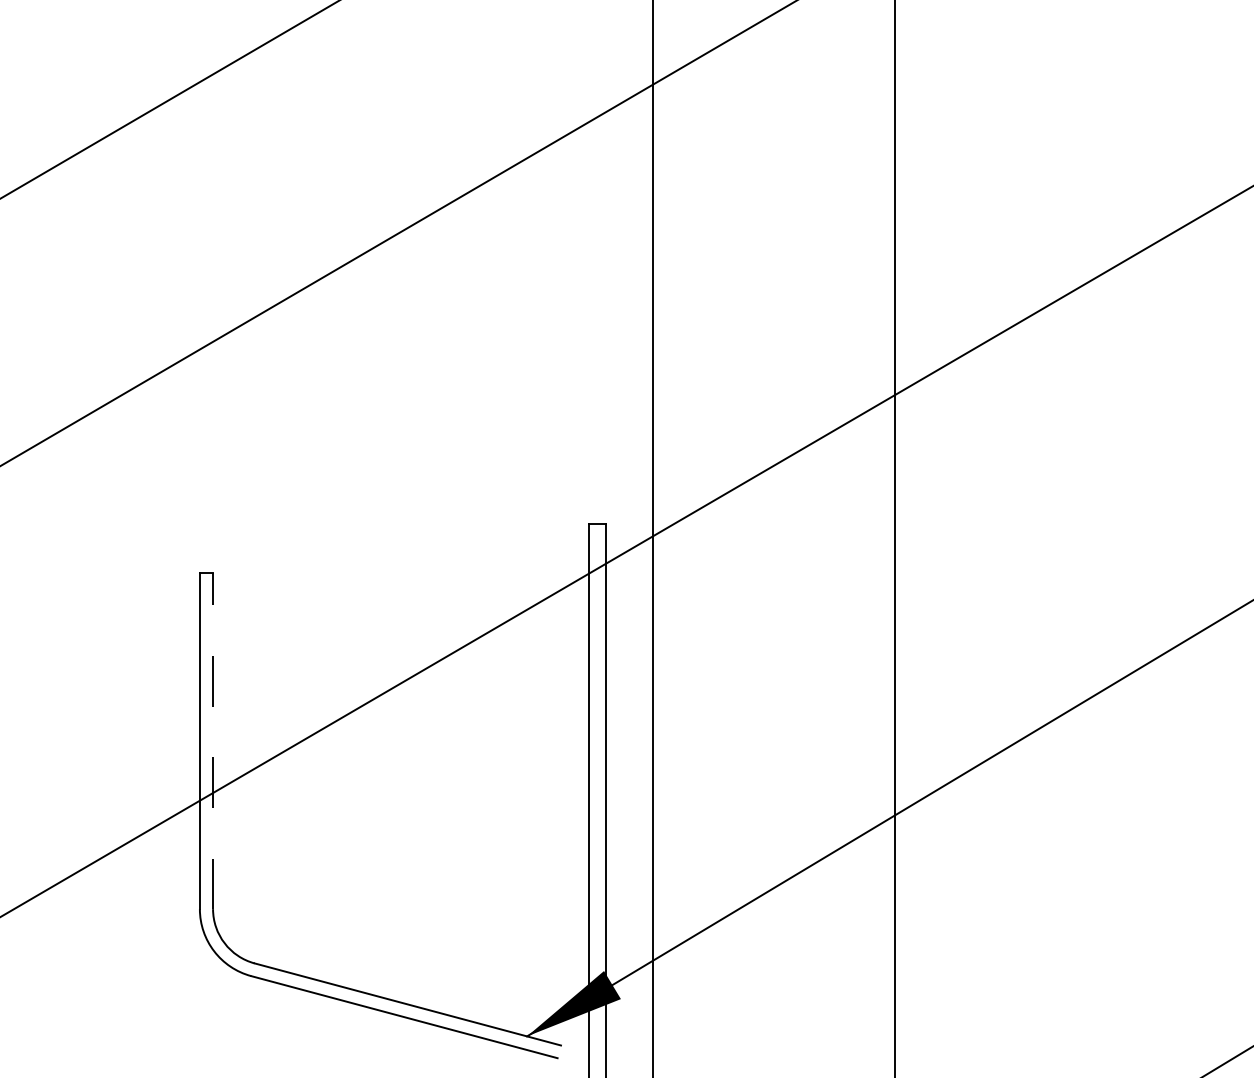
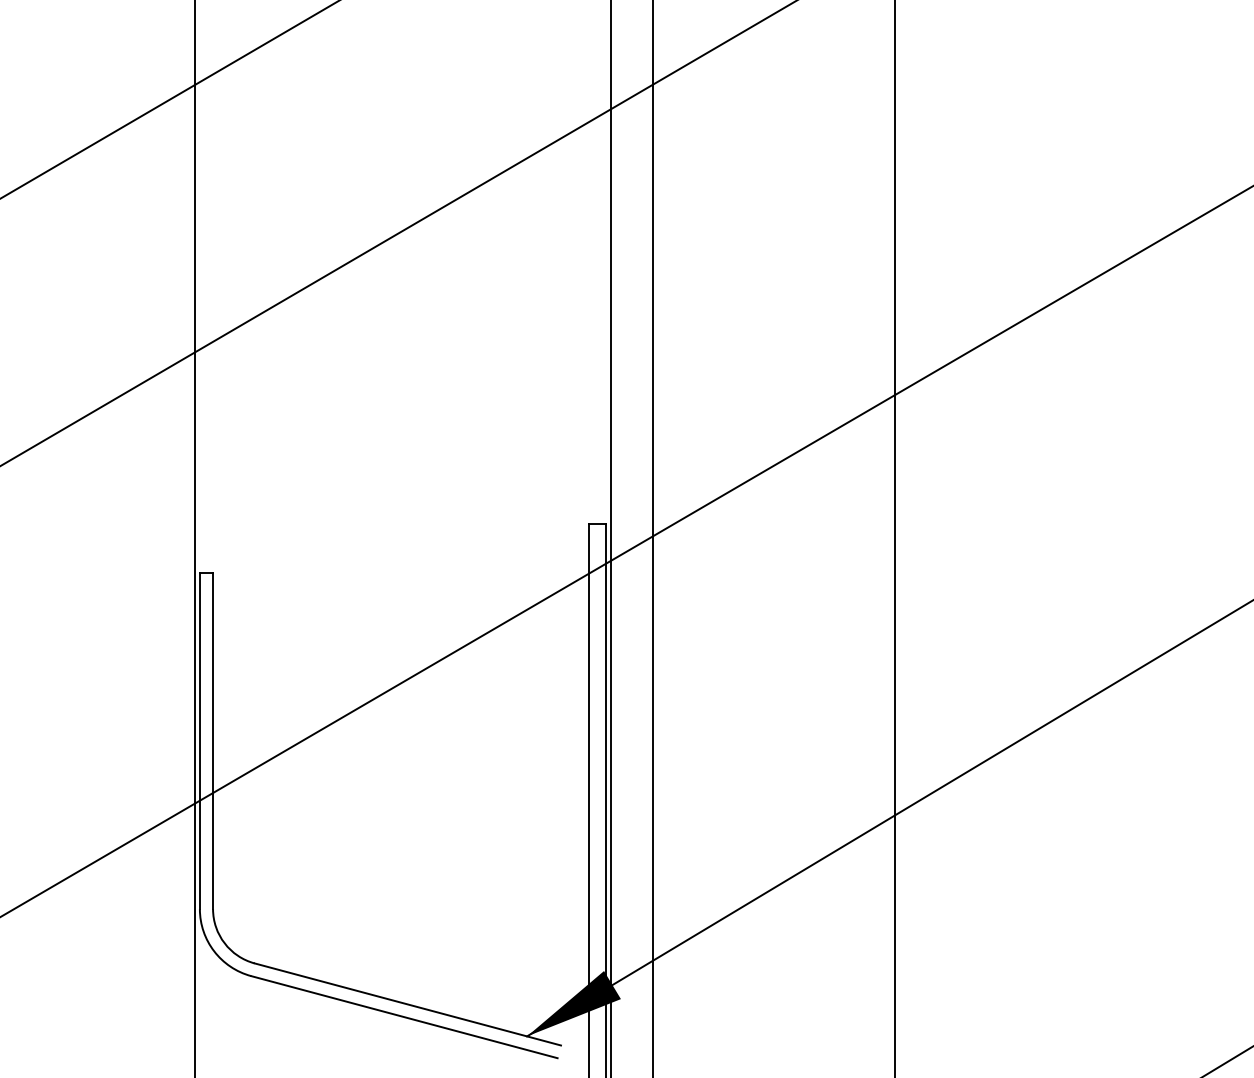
line: none -> present (194, 538)
line: none -> present (610, 538)
line: dashed -> solid (213, 740)
